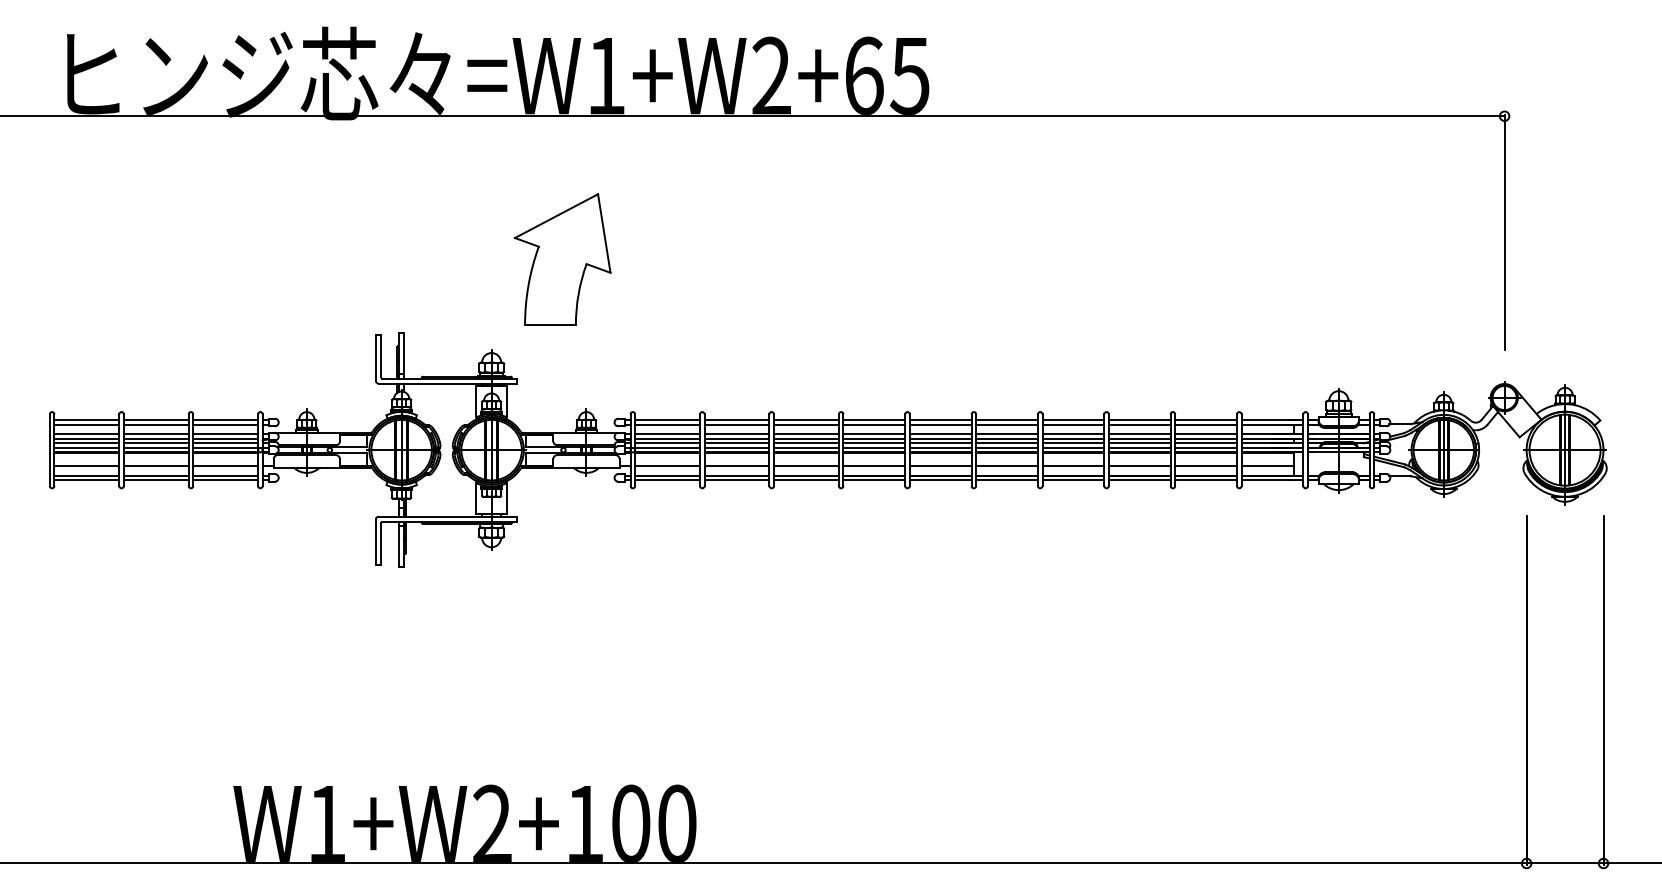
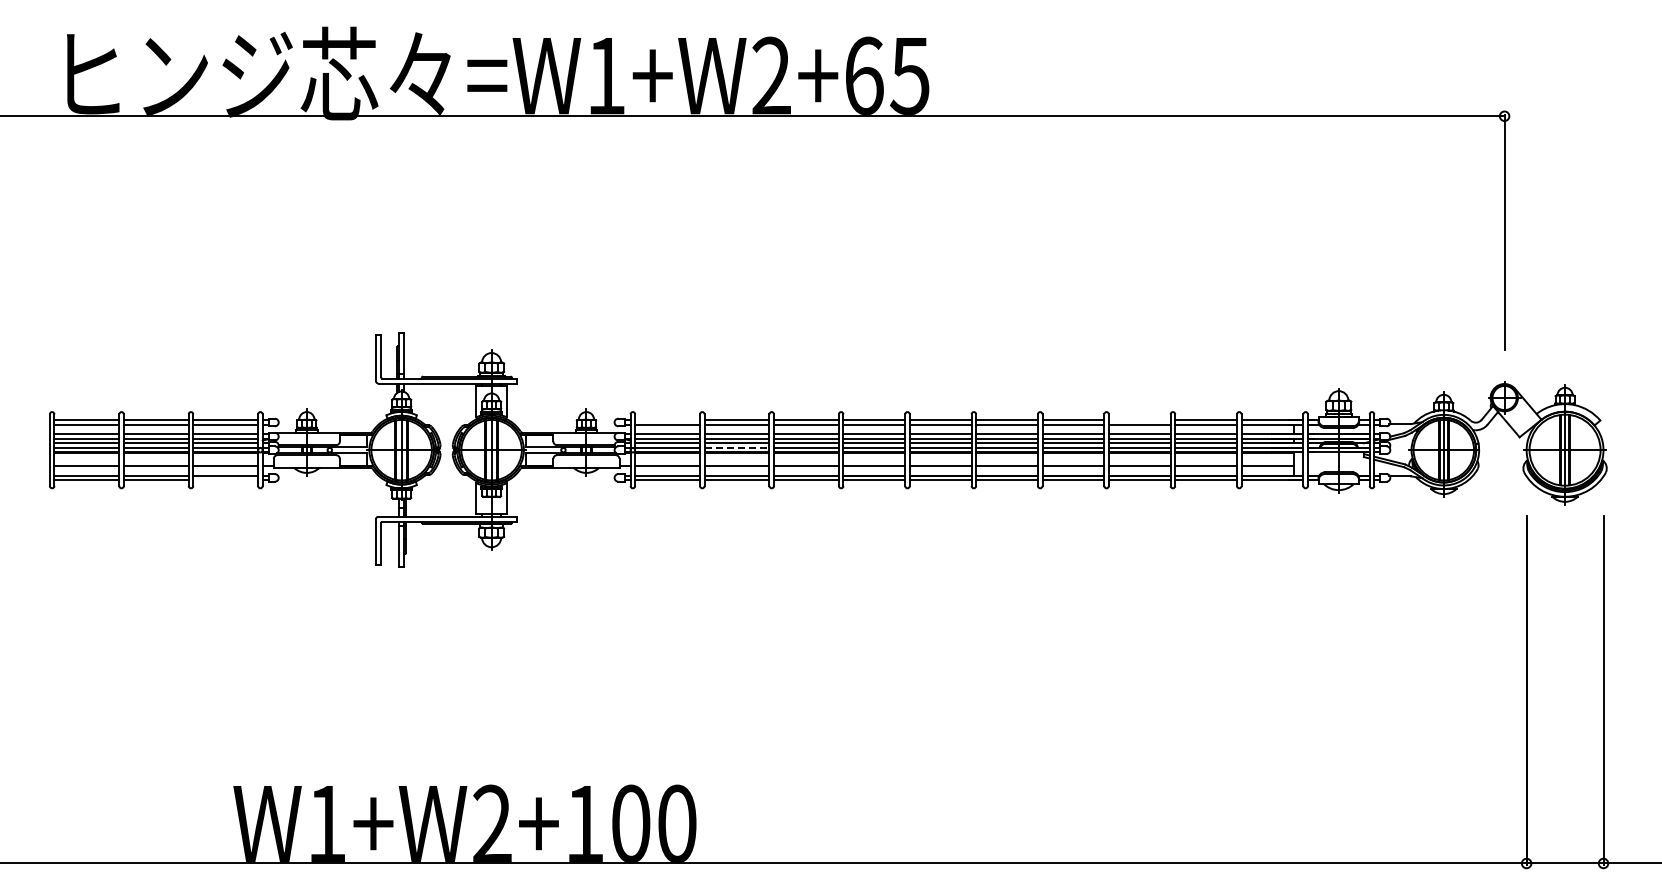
part: present -> none (562, 259)
line: present -> none (667, 420)
line: present -> none (1139, 420)
line: solid -> dashed (737, 447)
line: present -> none (225, 480)
